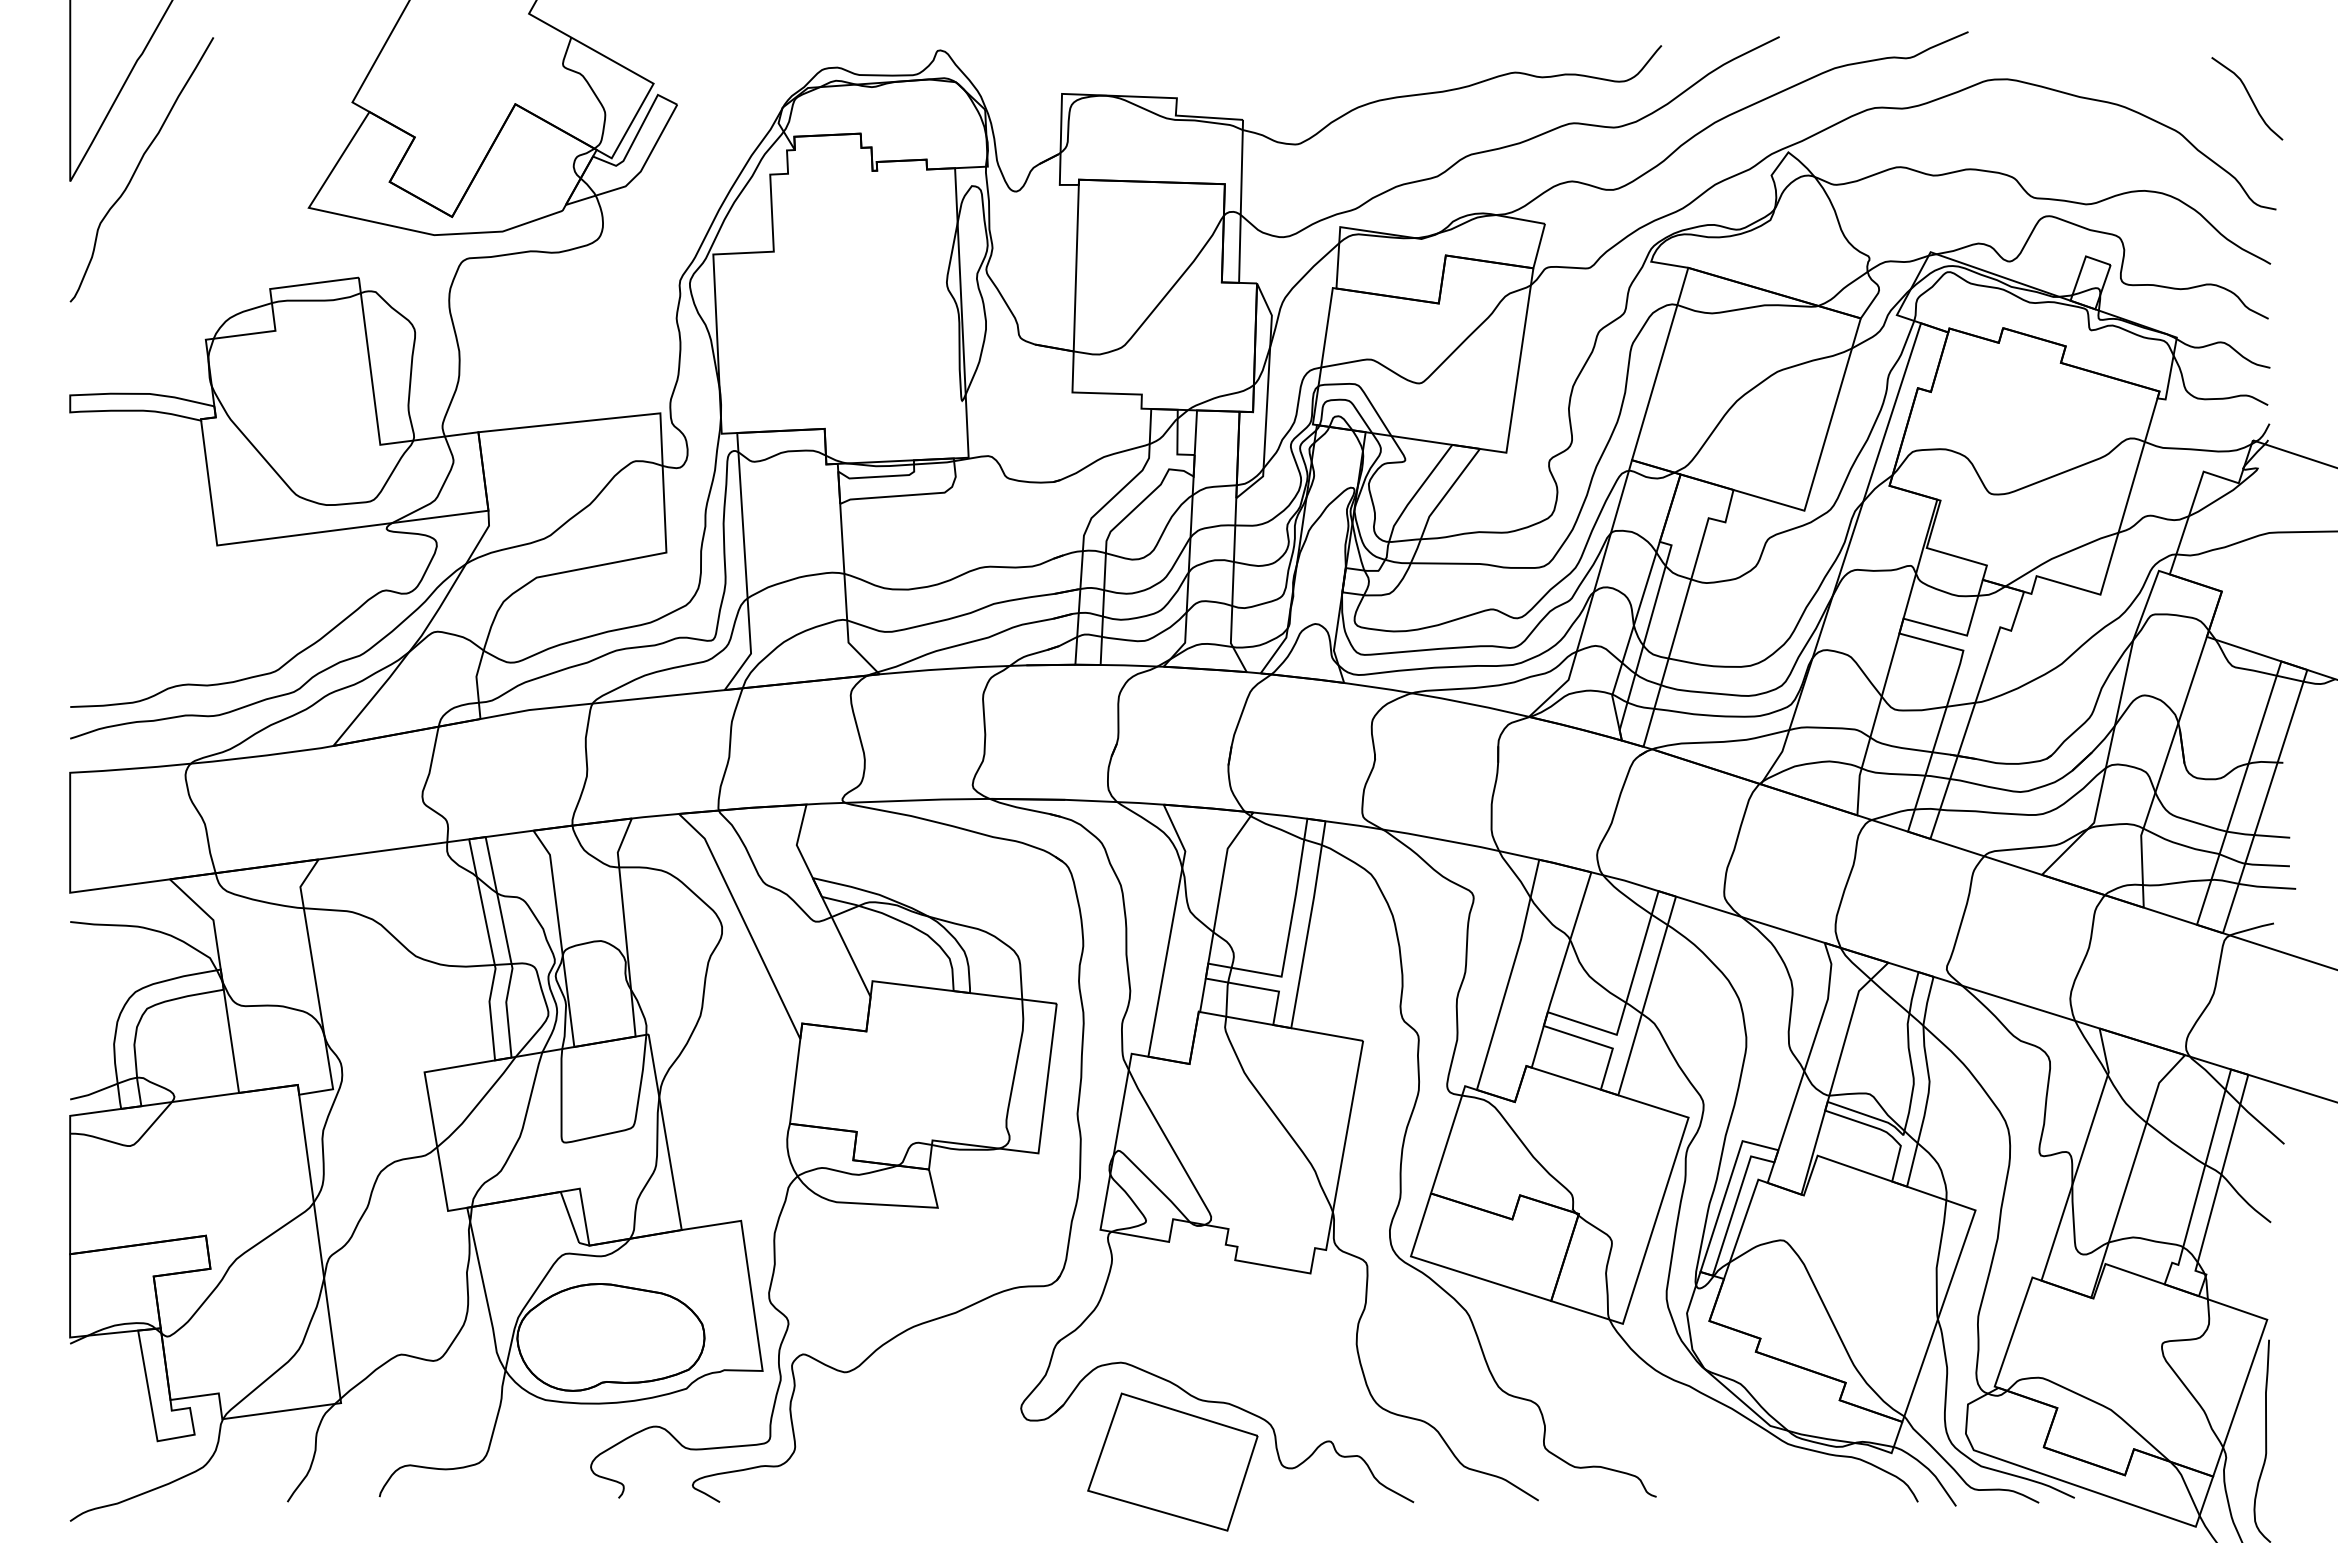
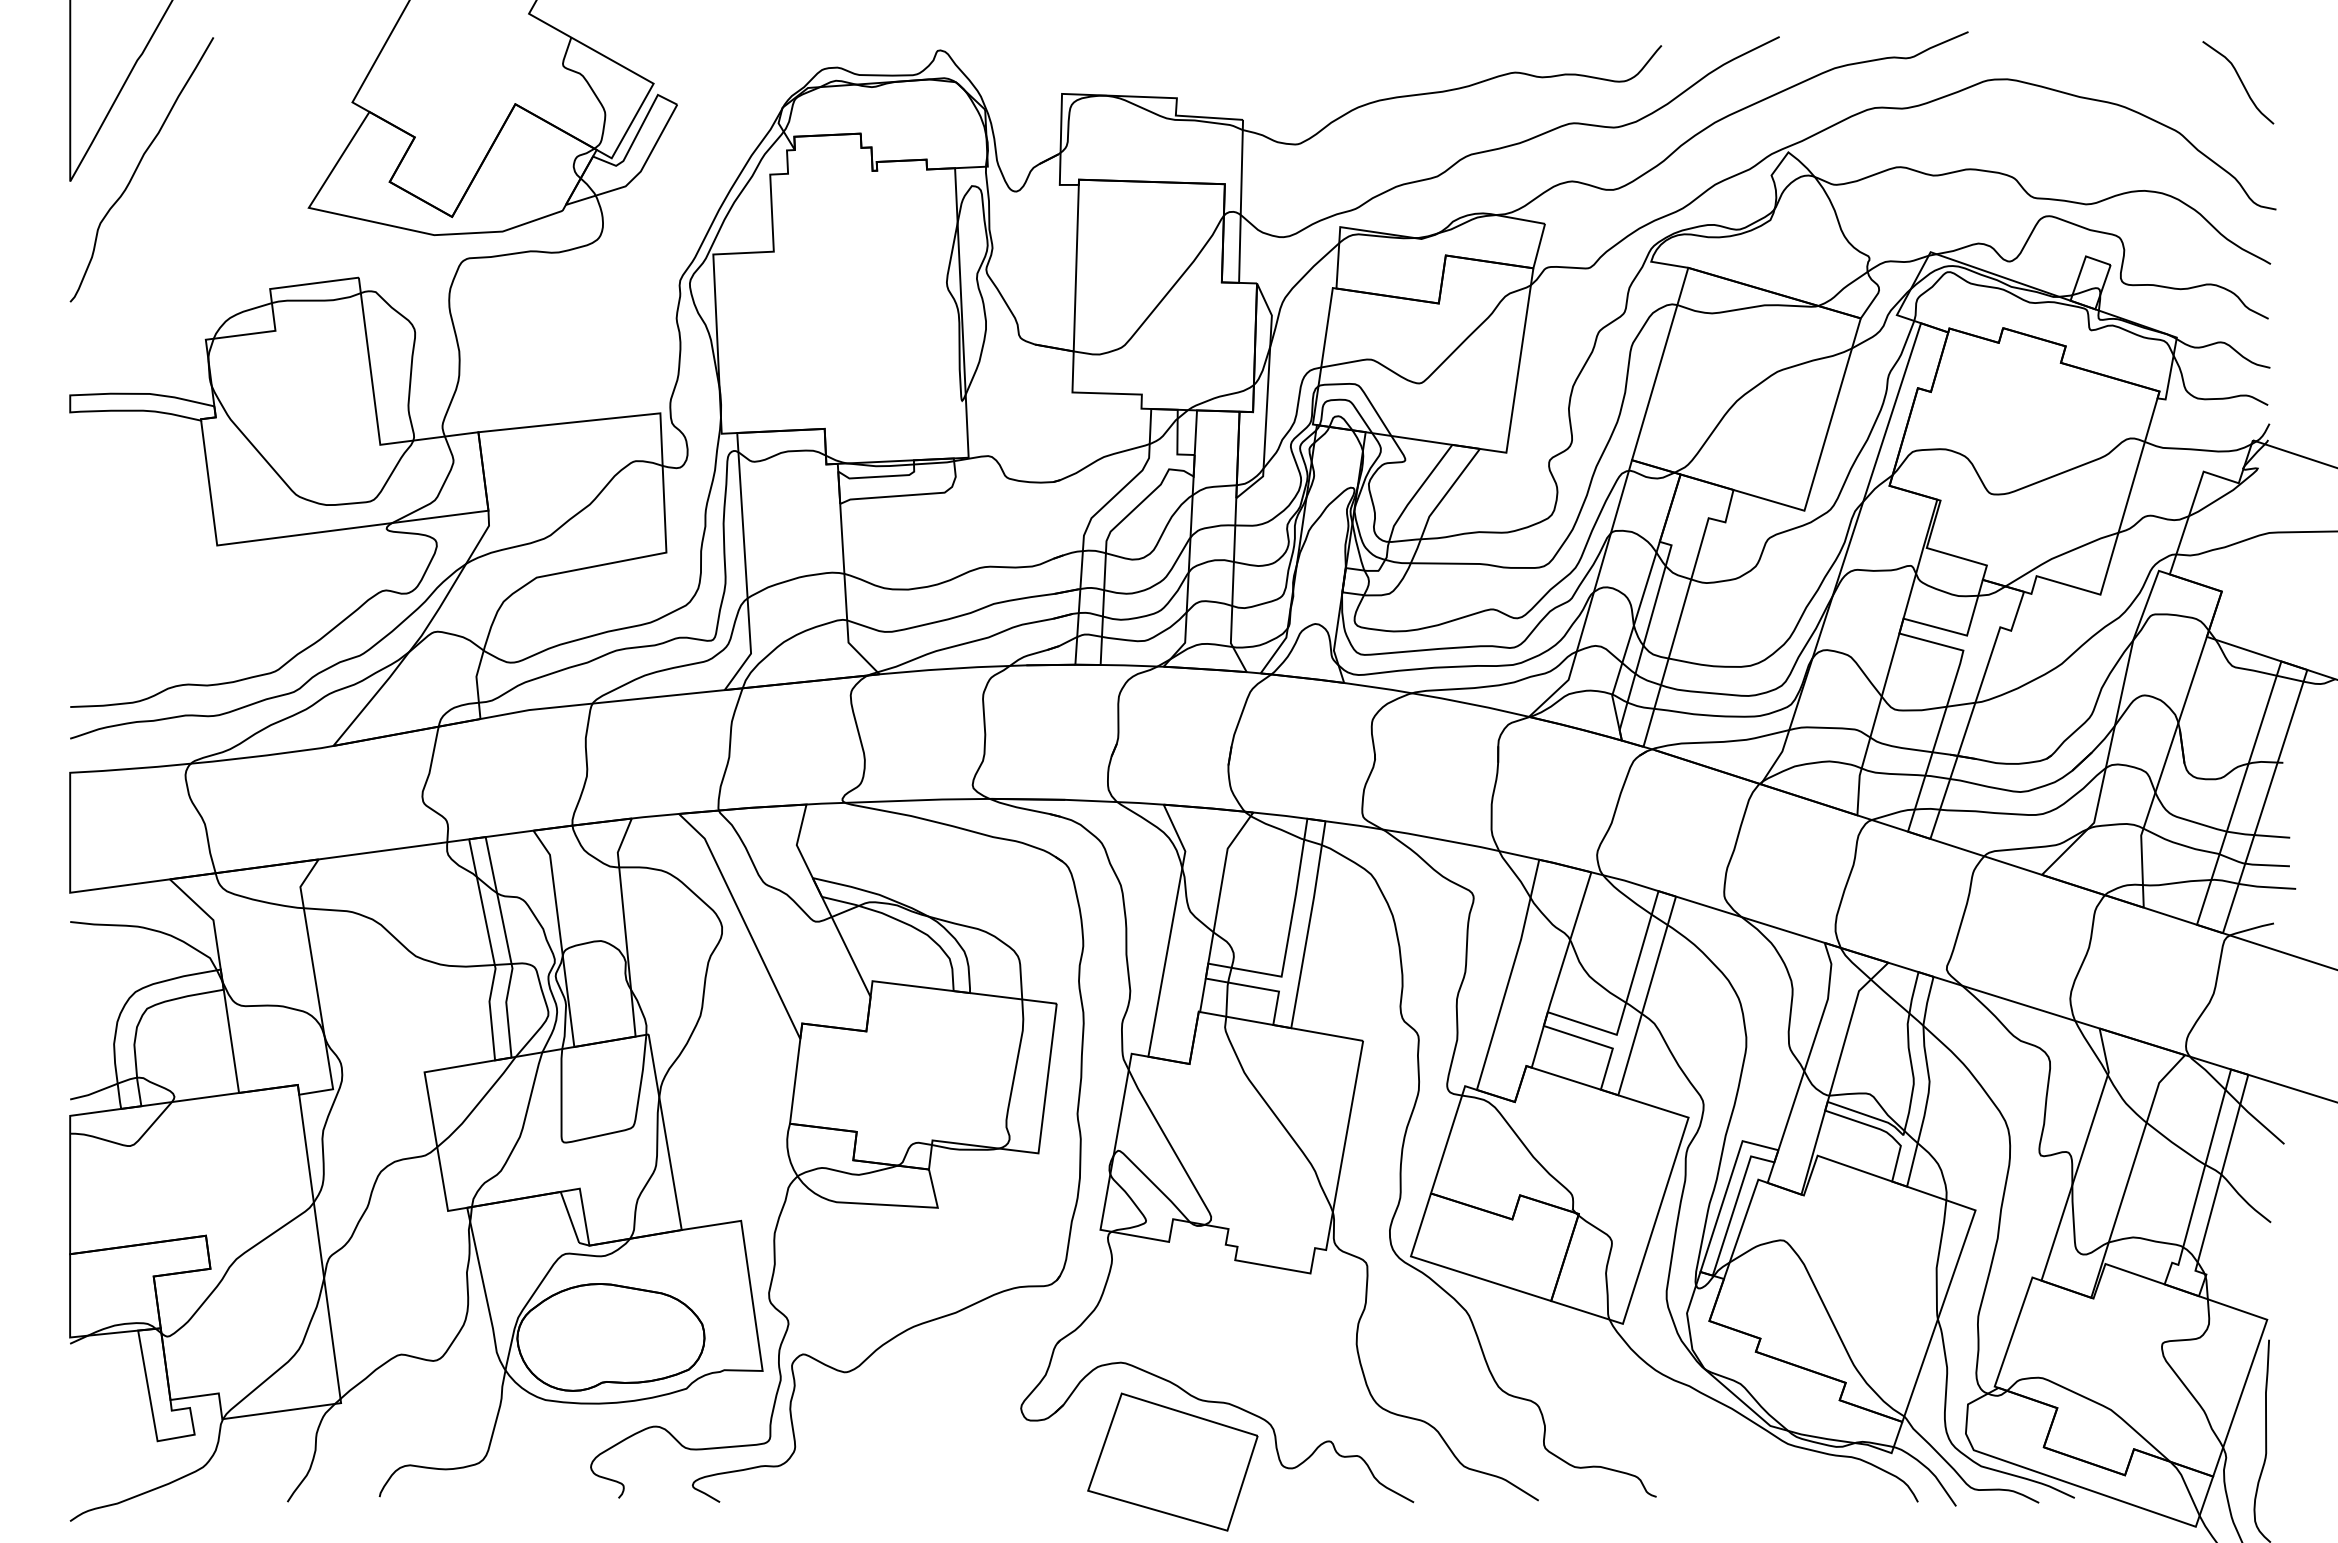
curve position: (2249, 97) -> (2240, 81) (2240, 81)
